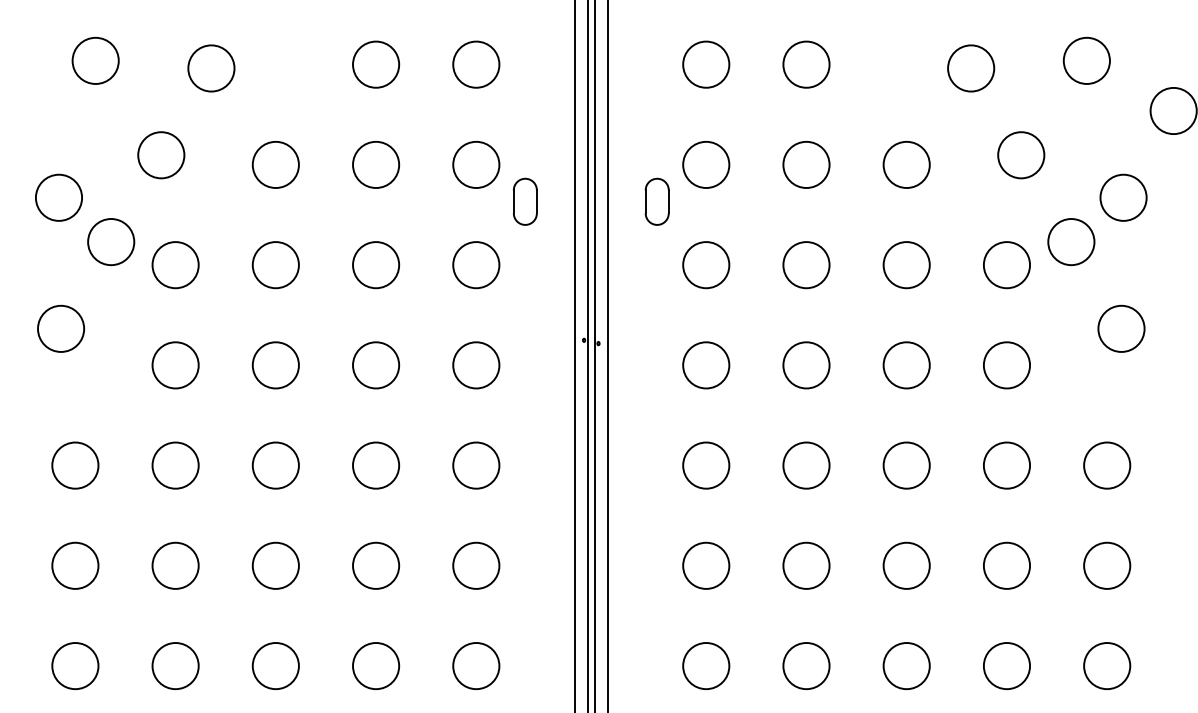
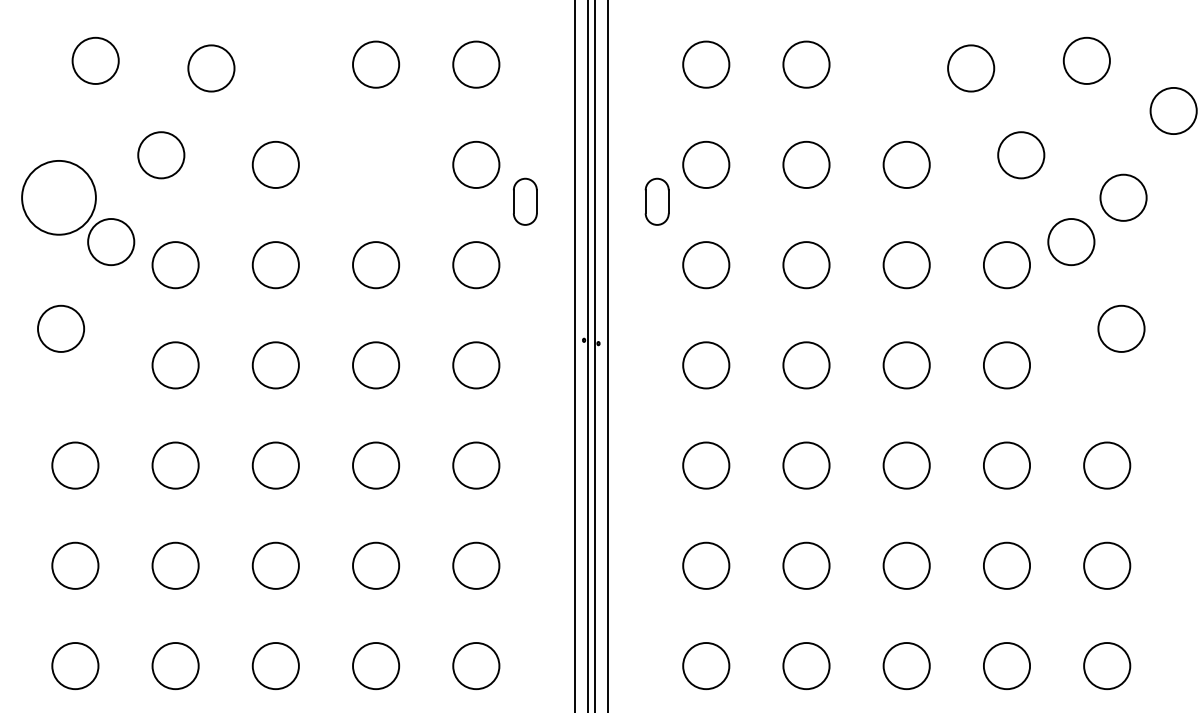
circle: present -> none (376, 164)
circle diameter: 46 px -> 74 px (58, 197)
